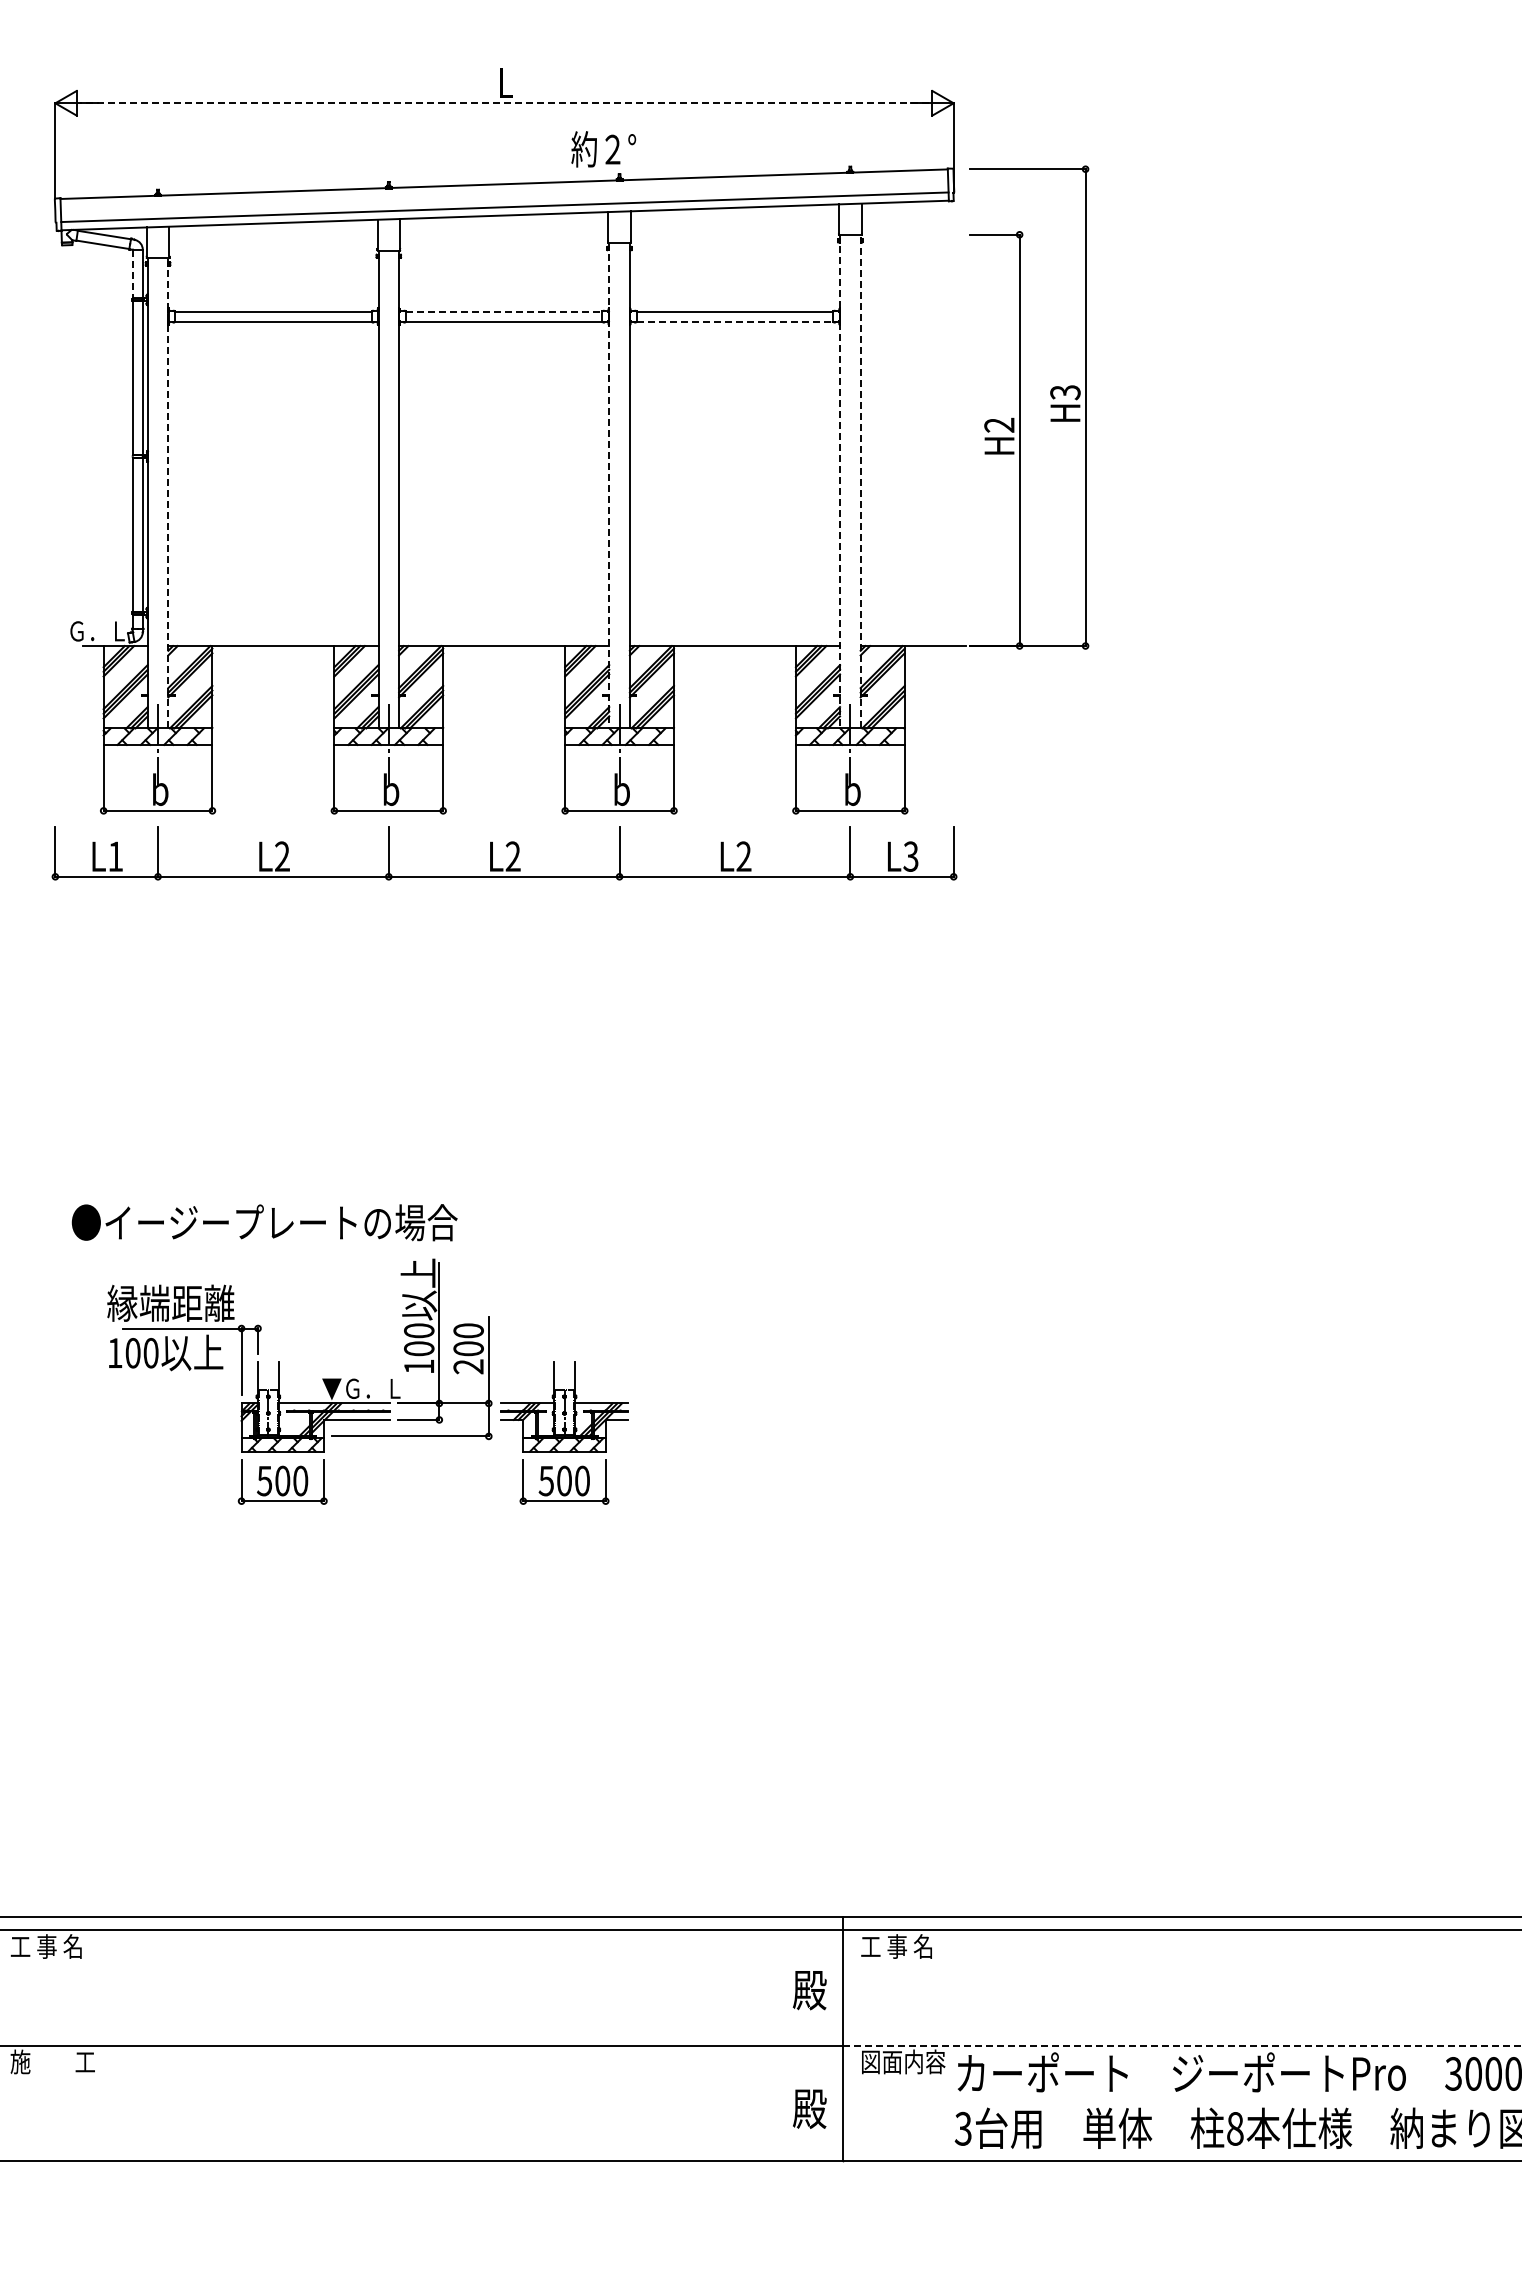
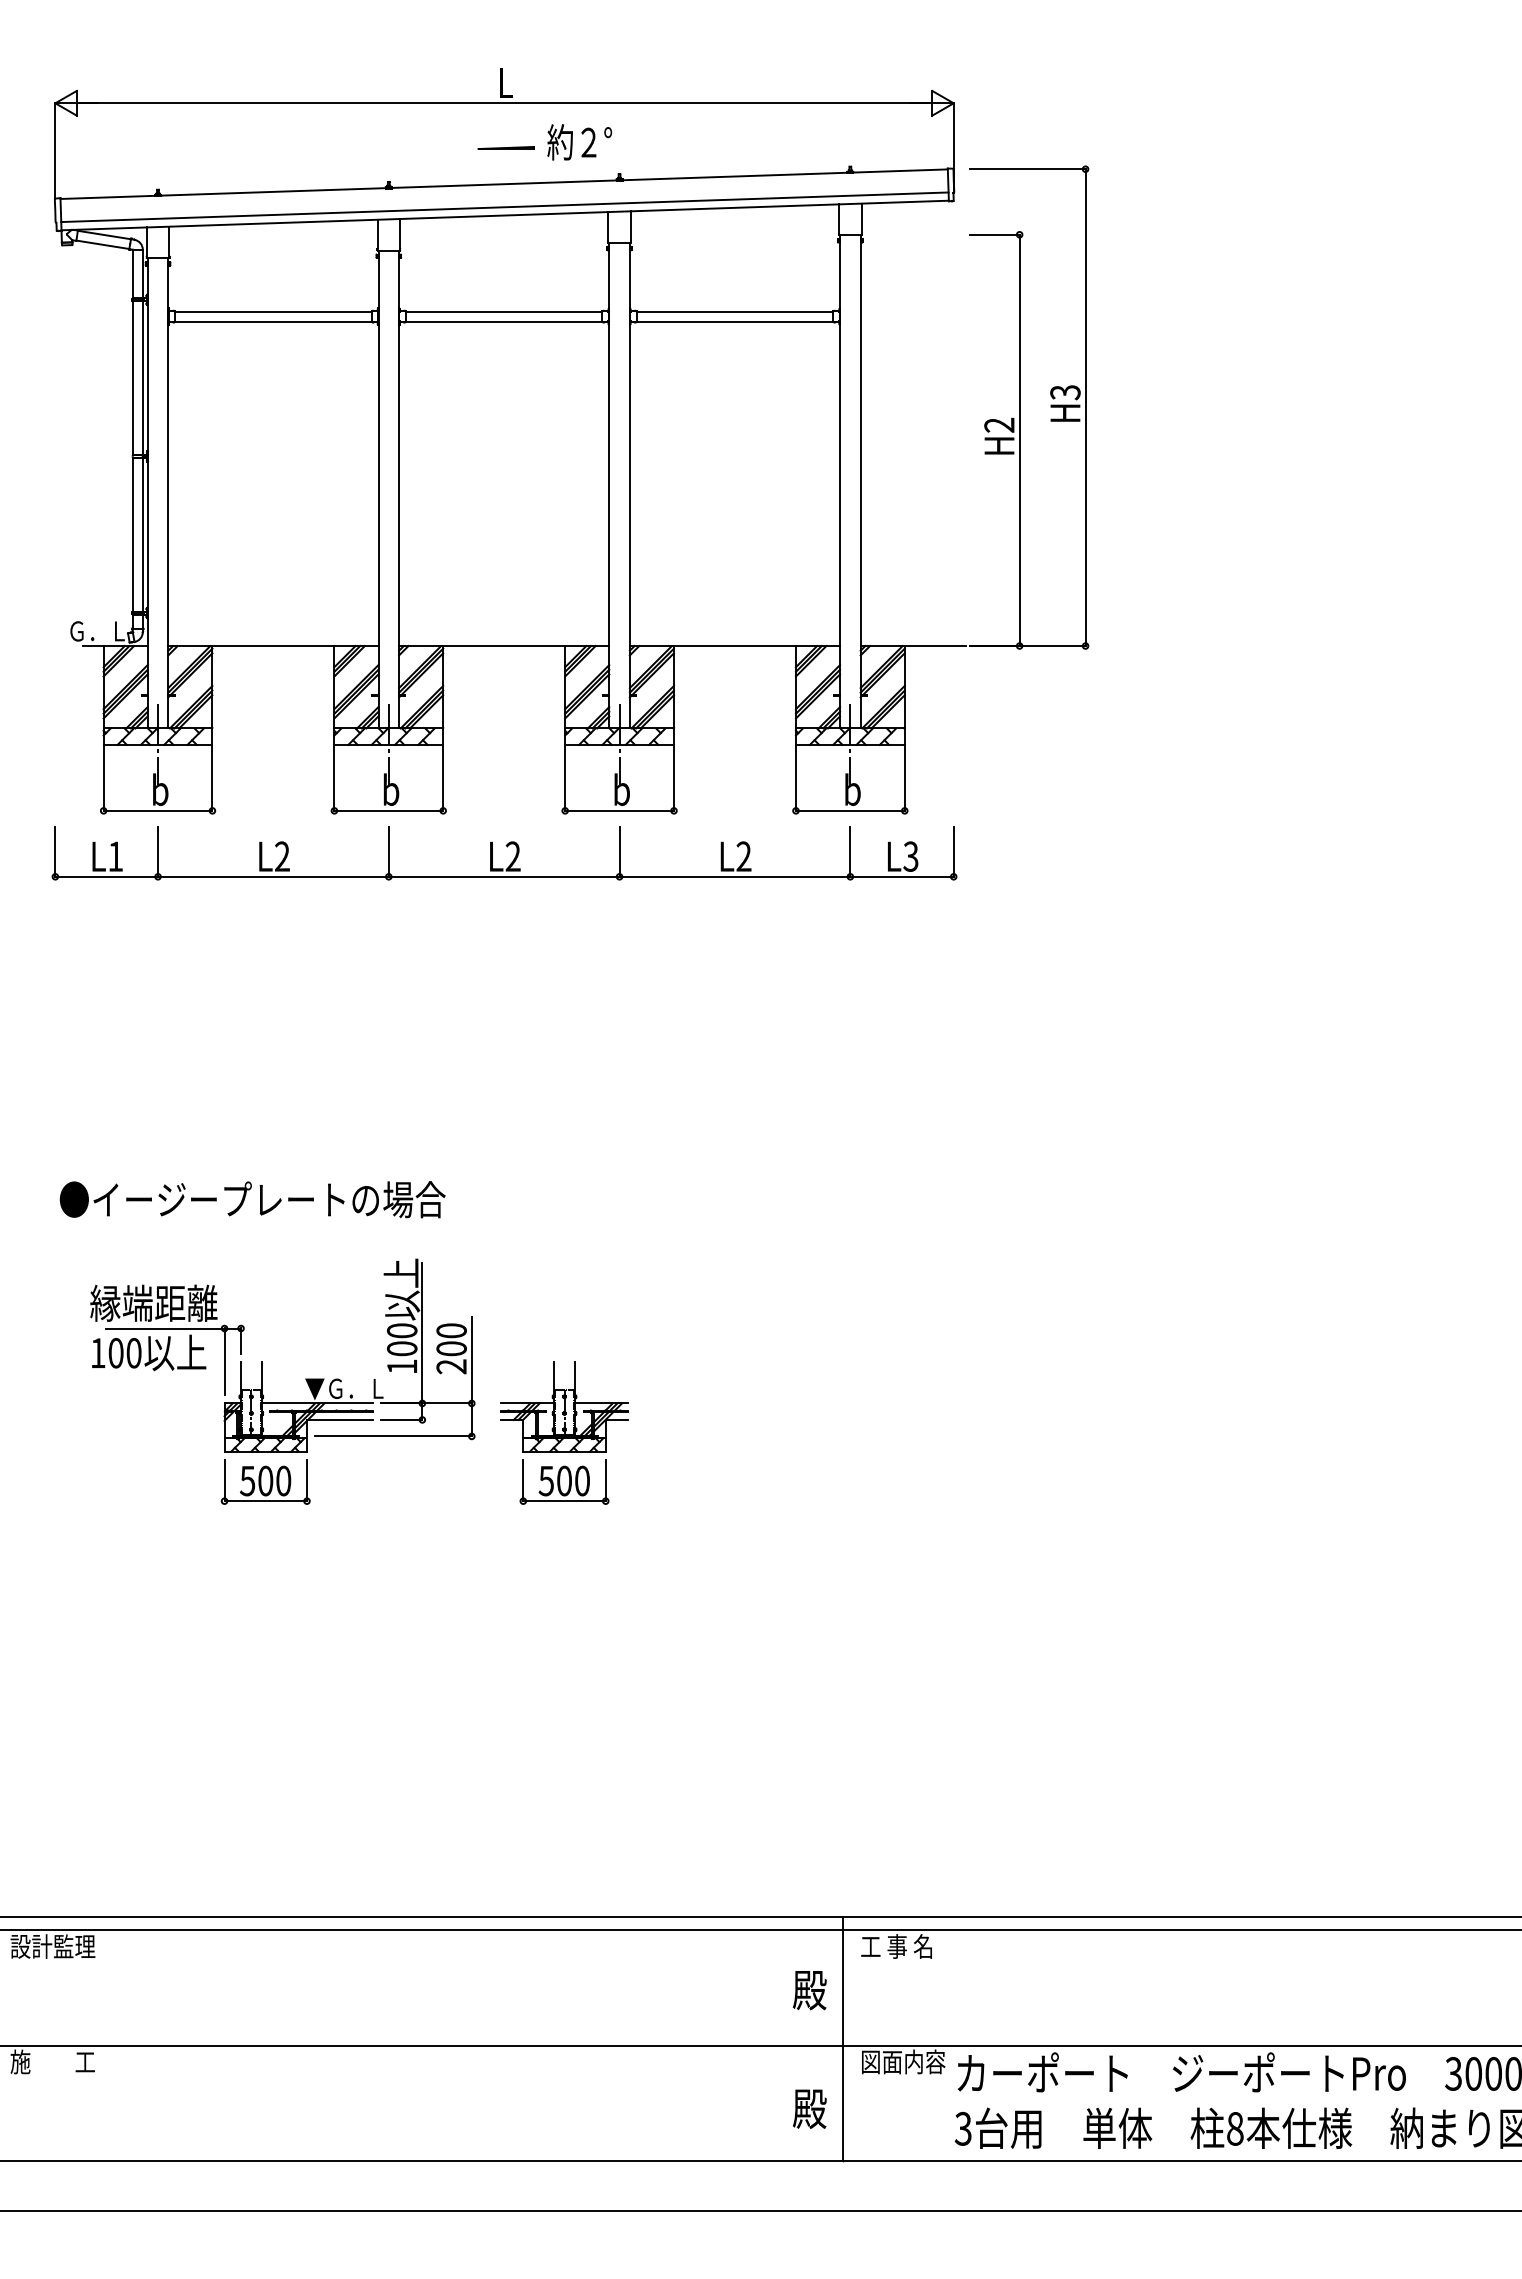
line: dashed -> solid (504, 103)
line: none -> present (505, 147)
text position: (603, 149) -> (579, 142) (579, 142)
line: dashed -> solid (132, 274)
line: dashed -> solid (504, 311)
line: dashed -> solid (735, 321)
line: dashed -> solid (840, 481)
line: dashed -> solid (860, 481)
line: dashed -> solid (609, 485)
line: dashed -> solid (168, 492)
text position: (264, 1222) -> (252, 1199) (252, 1199)
part position: (279, 1381) -> (262, 1381) (262, 1381)
text: 工 事 名 -> 設計監理 (52, 1946)
line: dashed -> solid (1182, 2045)
line: none -> present (760, 2210)
